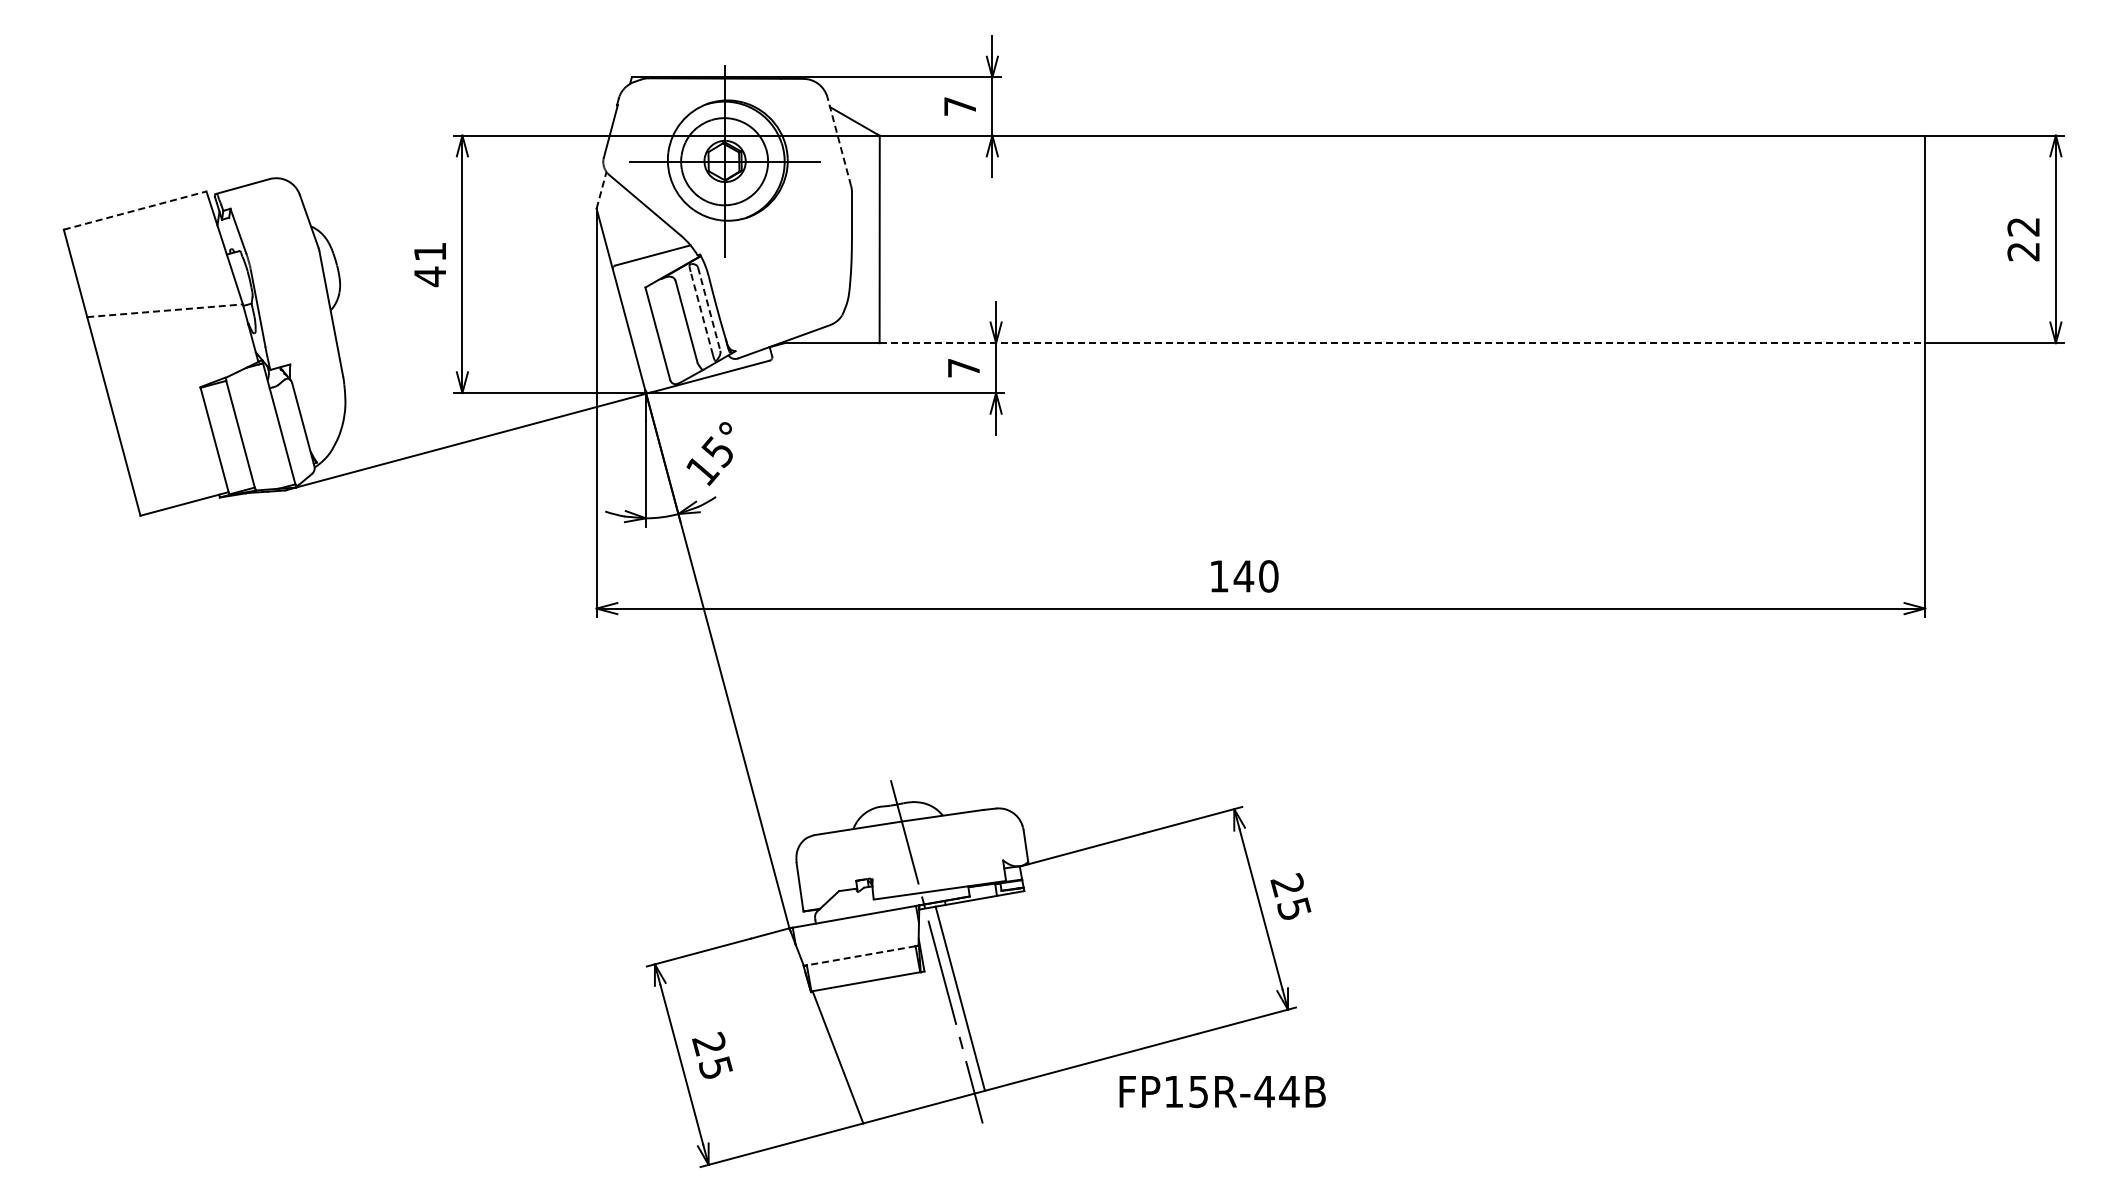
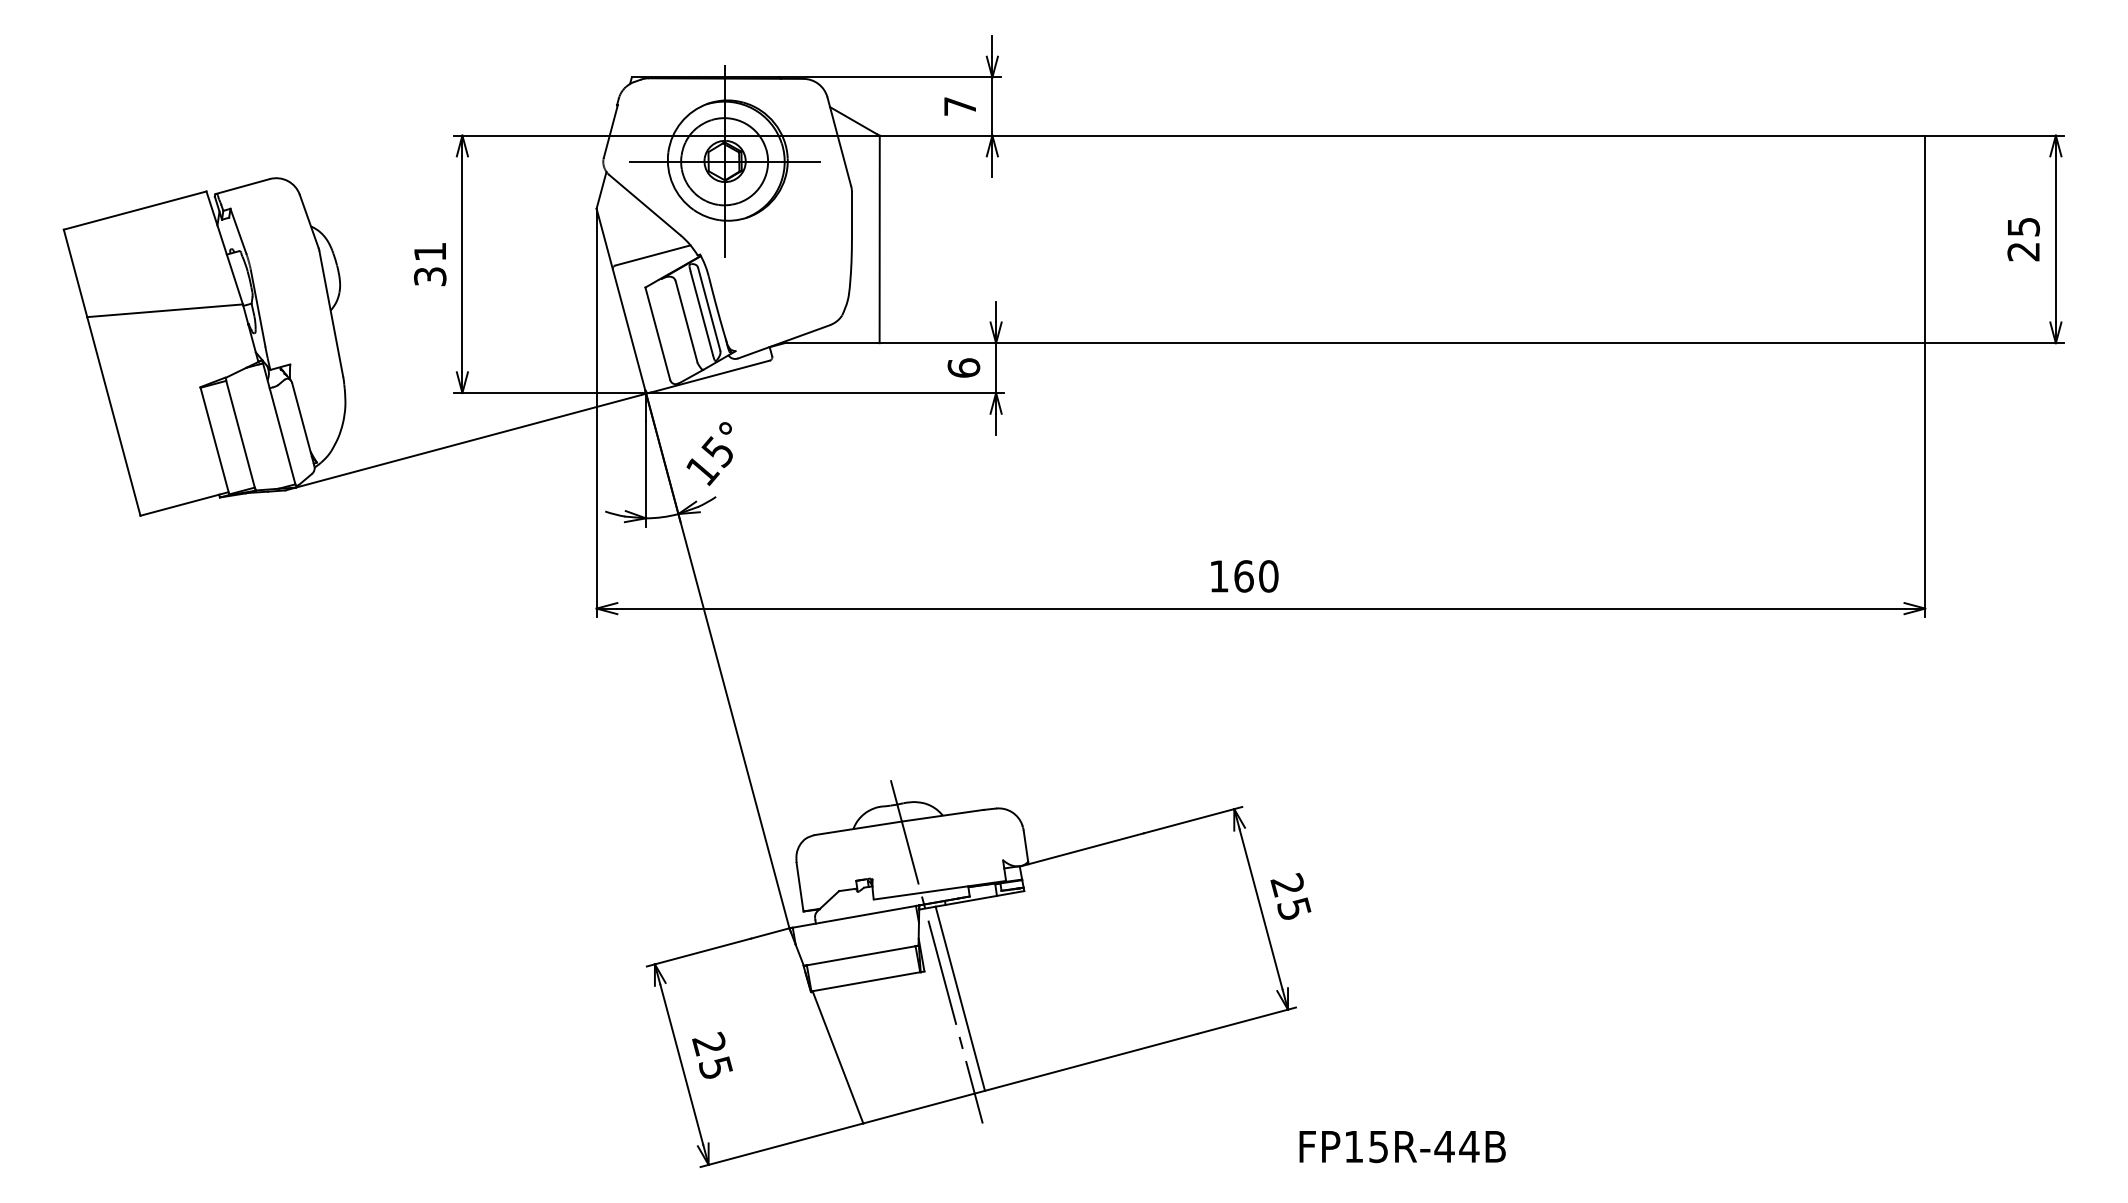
line: dashed -> solid (839, 141)
line: dashed -> solid (601, 189)
line: dashed -> solid (135, 210)
text: 22 -> 25 (2023, 227)
text: 41 -> 31 (430, 276)
line: dashed -> solid (709, 309)
line: dashed -> solid (165, 310)
line: dashed -> solid (701, 313)
line: dashed -> solid (1402, 343)
text: 7 -> 6 (963, 367)
text: 140 -> 160 (1243, 576)
line: dashed -> solid (860, 955)
text position: (1222, 1092) -> (1402, 1147) (1402, 1147)
